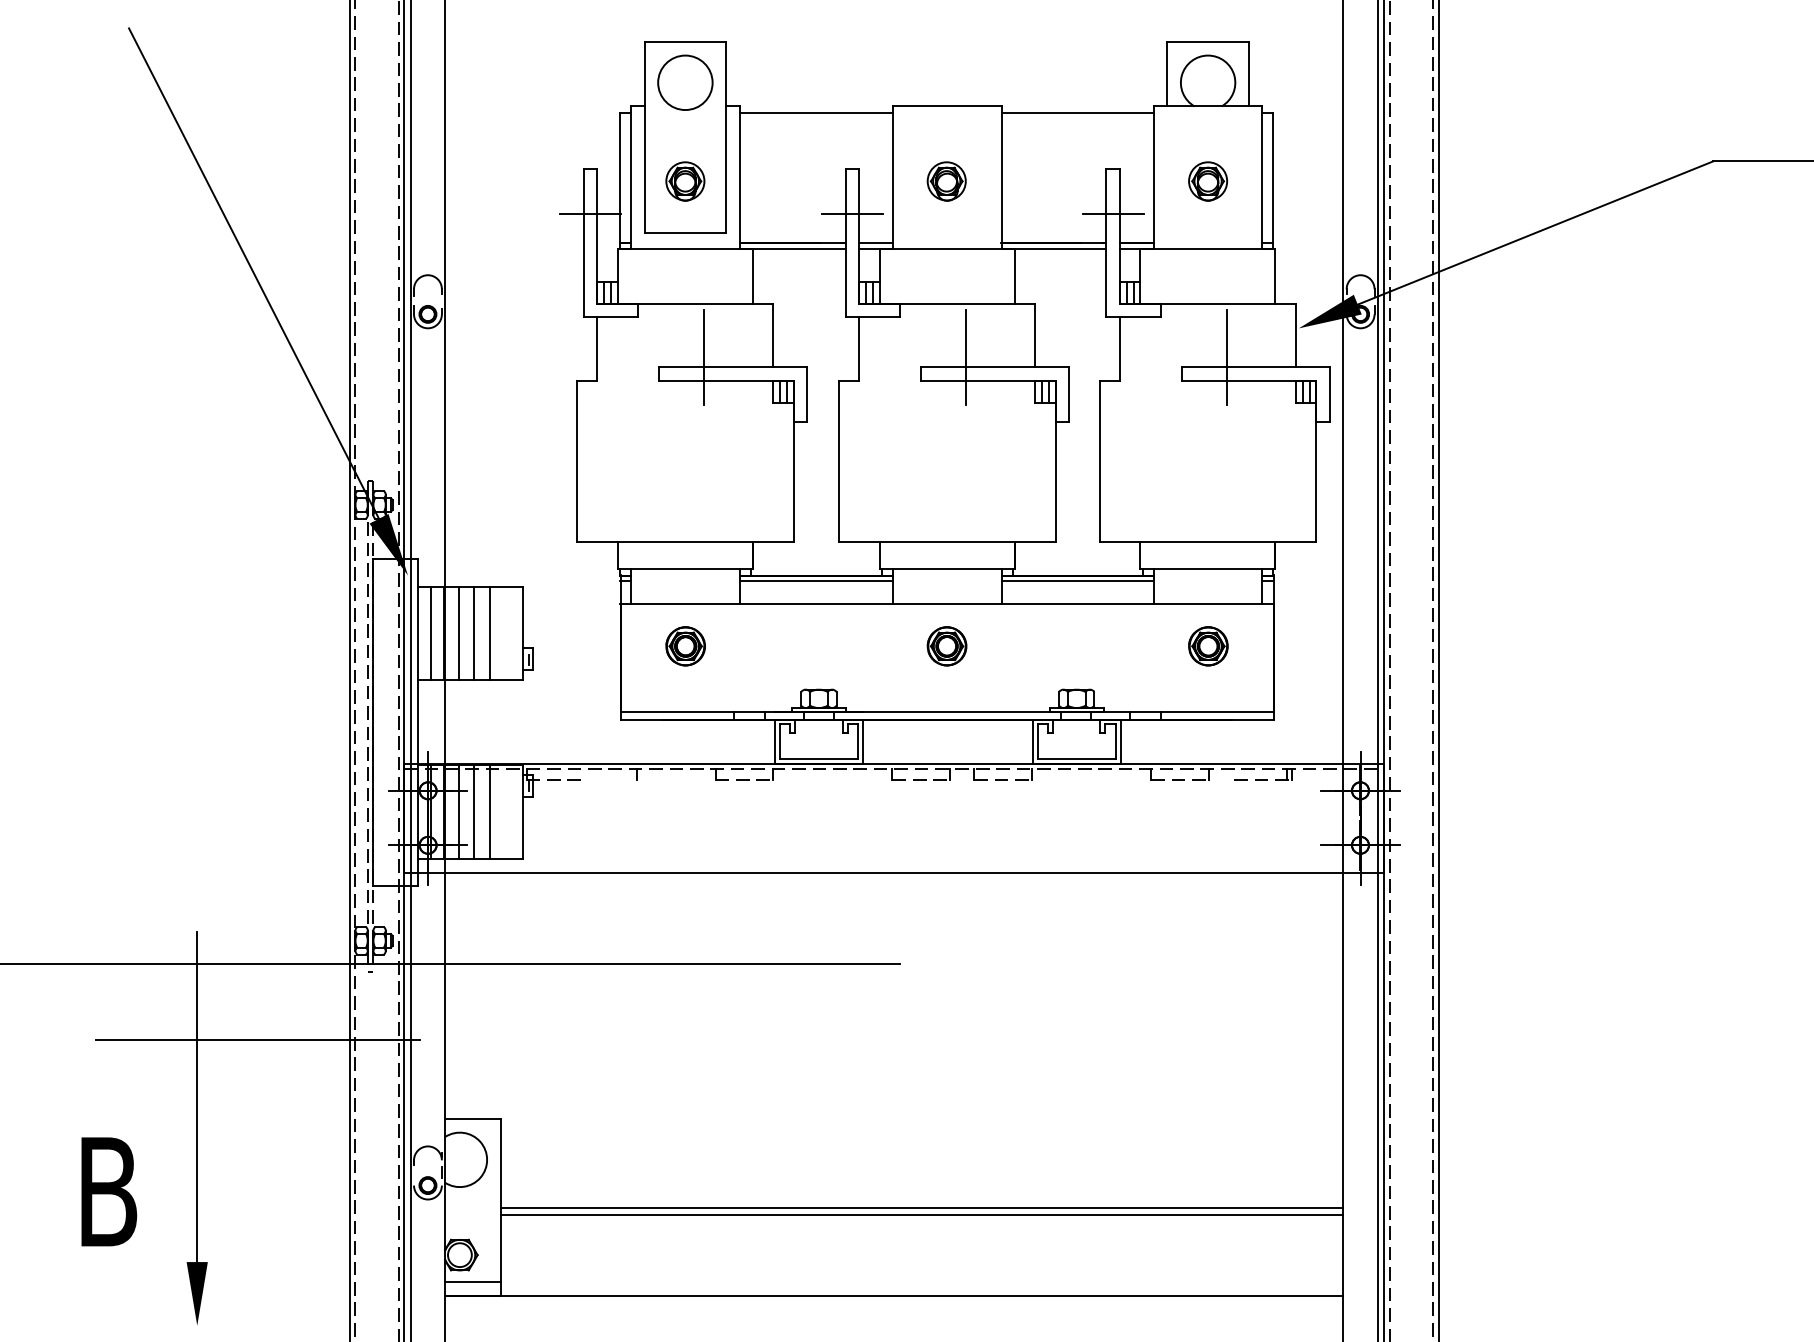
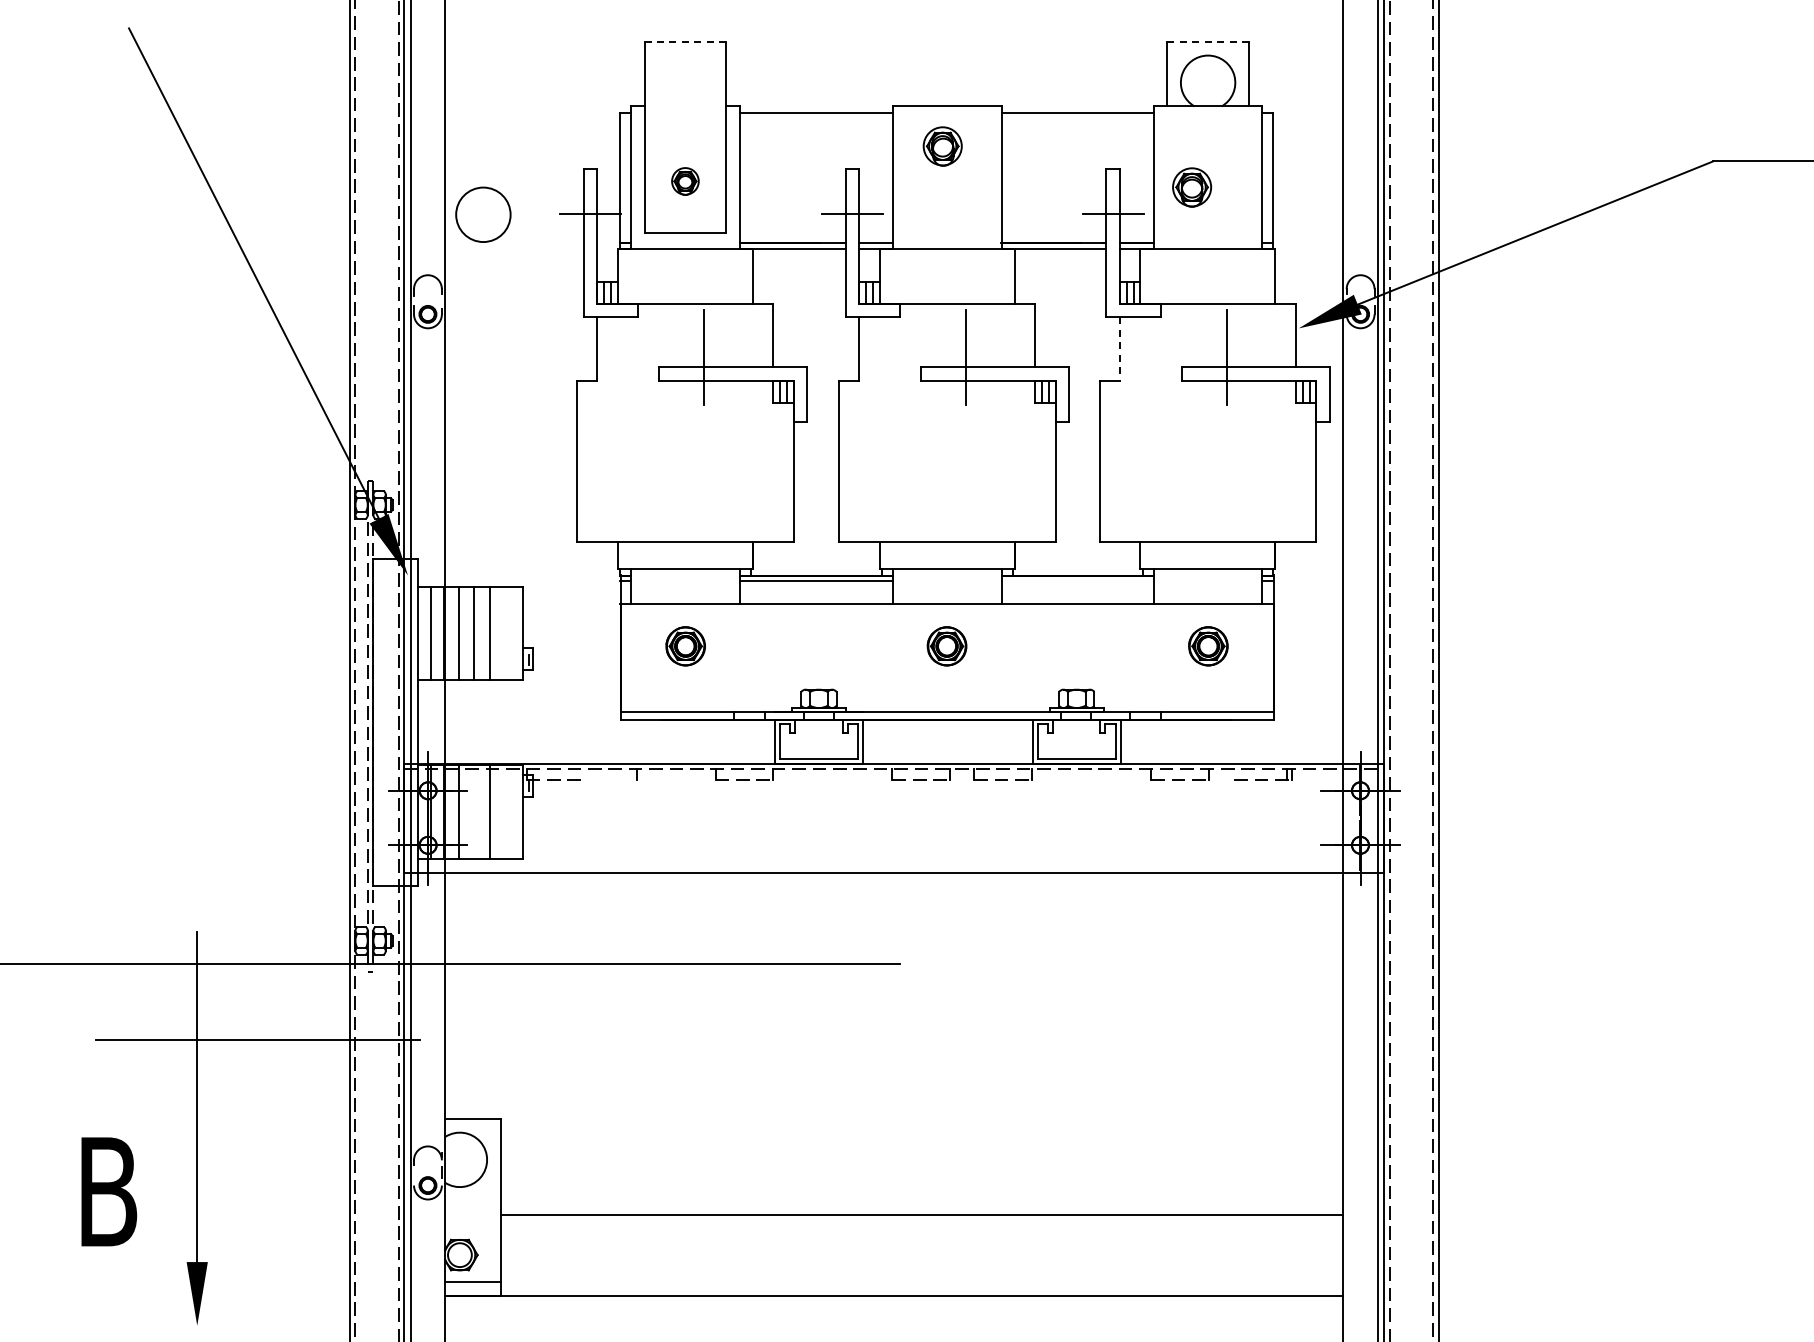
line: solid -> dashed (685, 41)
line: solid -> dashed (1208, 41)
circle position: (685, 82) -> (483, 214) (483, 214)
part size: 41x41 px -> 29x29 px (685, 181)
part position: (946, 181) -> (942, 146) (942, 146)
part position: (1208, 181) -> (1192, 187) (1192, 187)
line: solid -> dashed (1120, 349)
line: present -> none (1077, 581)
line: present -> none (474, 811)
line: present -> none (921, 1207)
